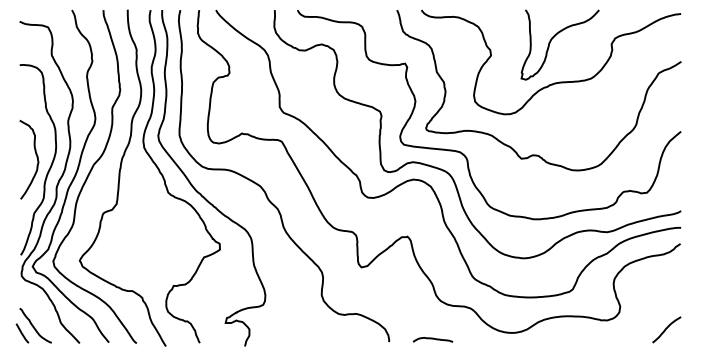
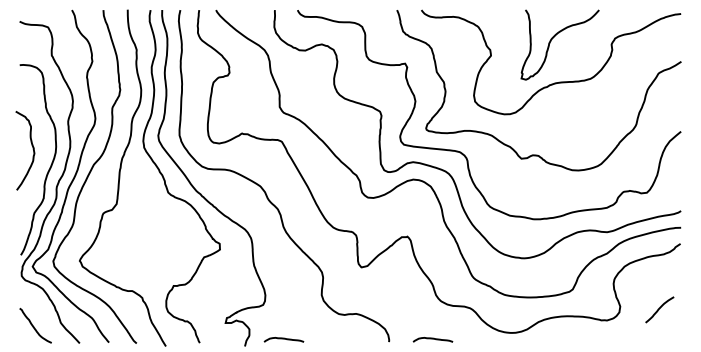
curve position: (36, 158) -> (32, 149) (32, 149)
curve position: (666, 329) -> (659, 309) (659, 309)
line: present -> none (22, 333)
curve: none -> present (283, 339)
